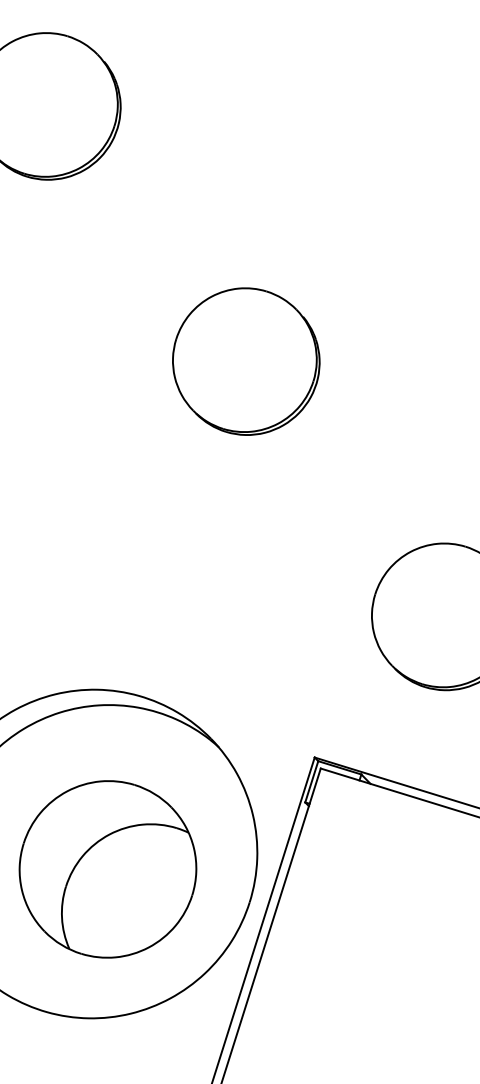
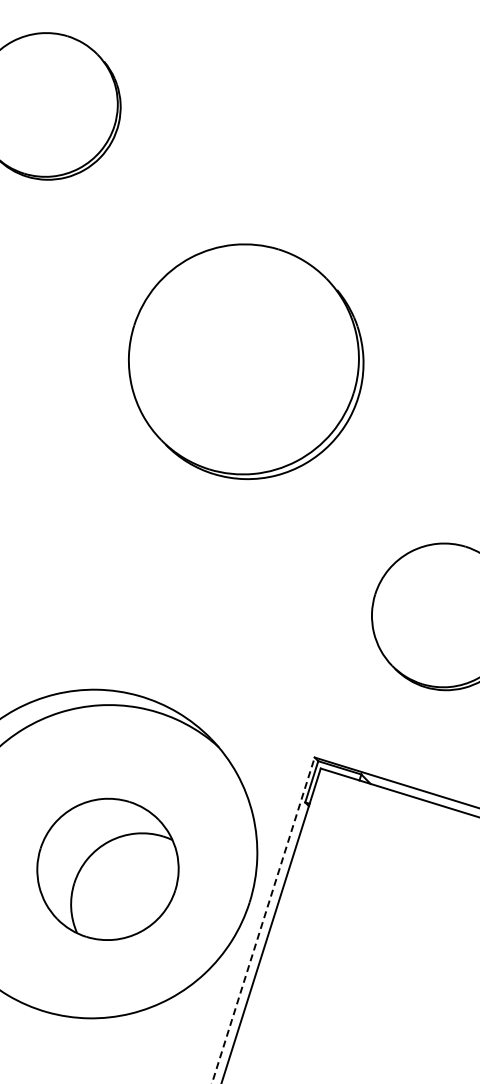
part size: 149x149 px -> 237x238 px (246, 361)
part size: 180x179 px -> 144x144 px (107, 868)
line: solid -> dashed (263, 920)
